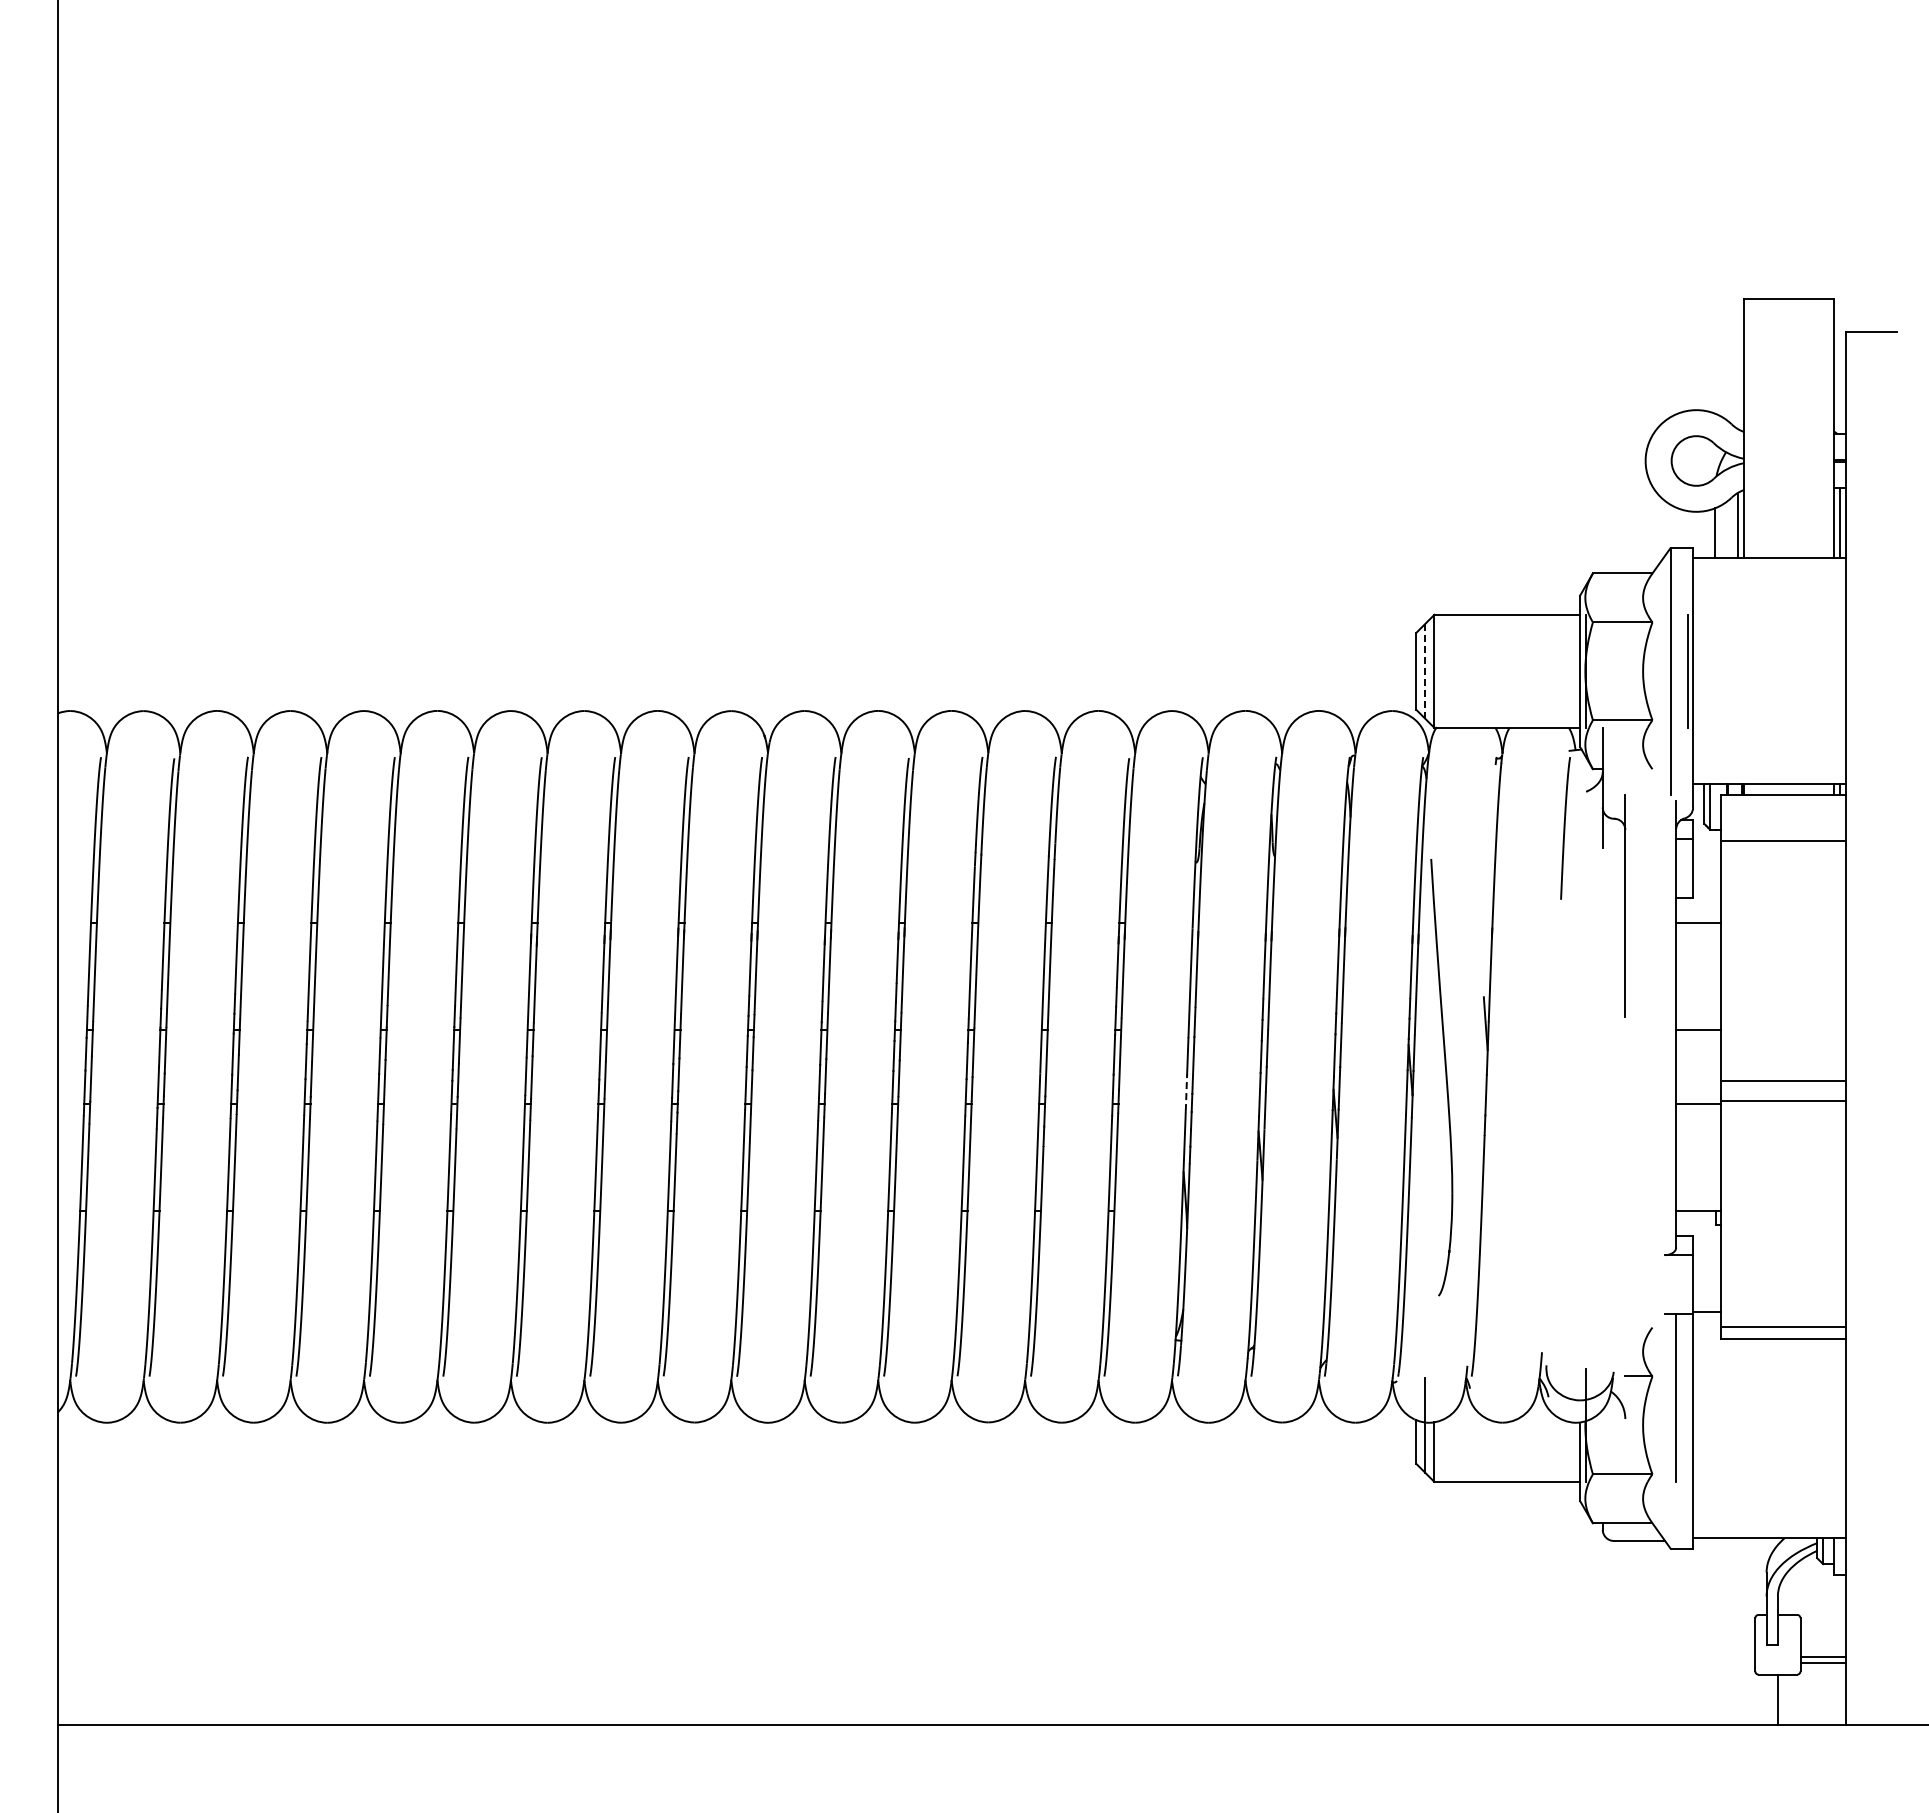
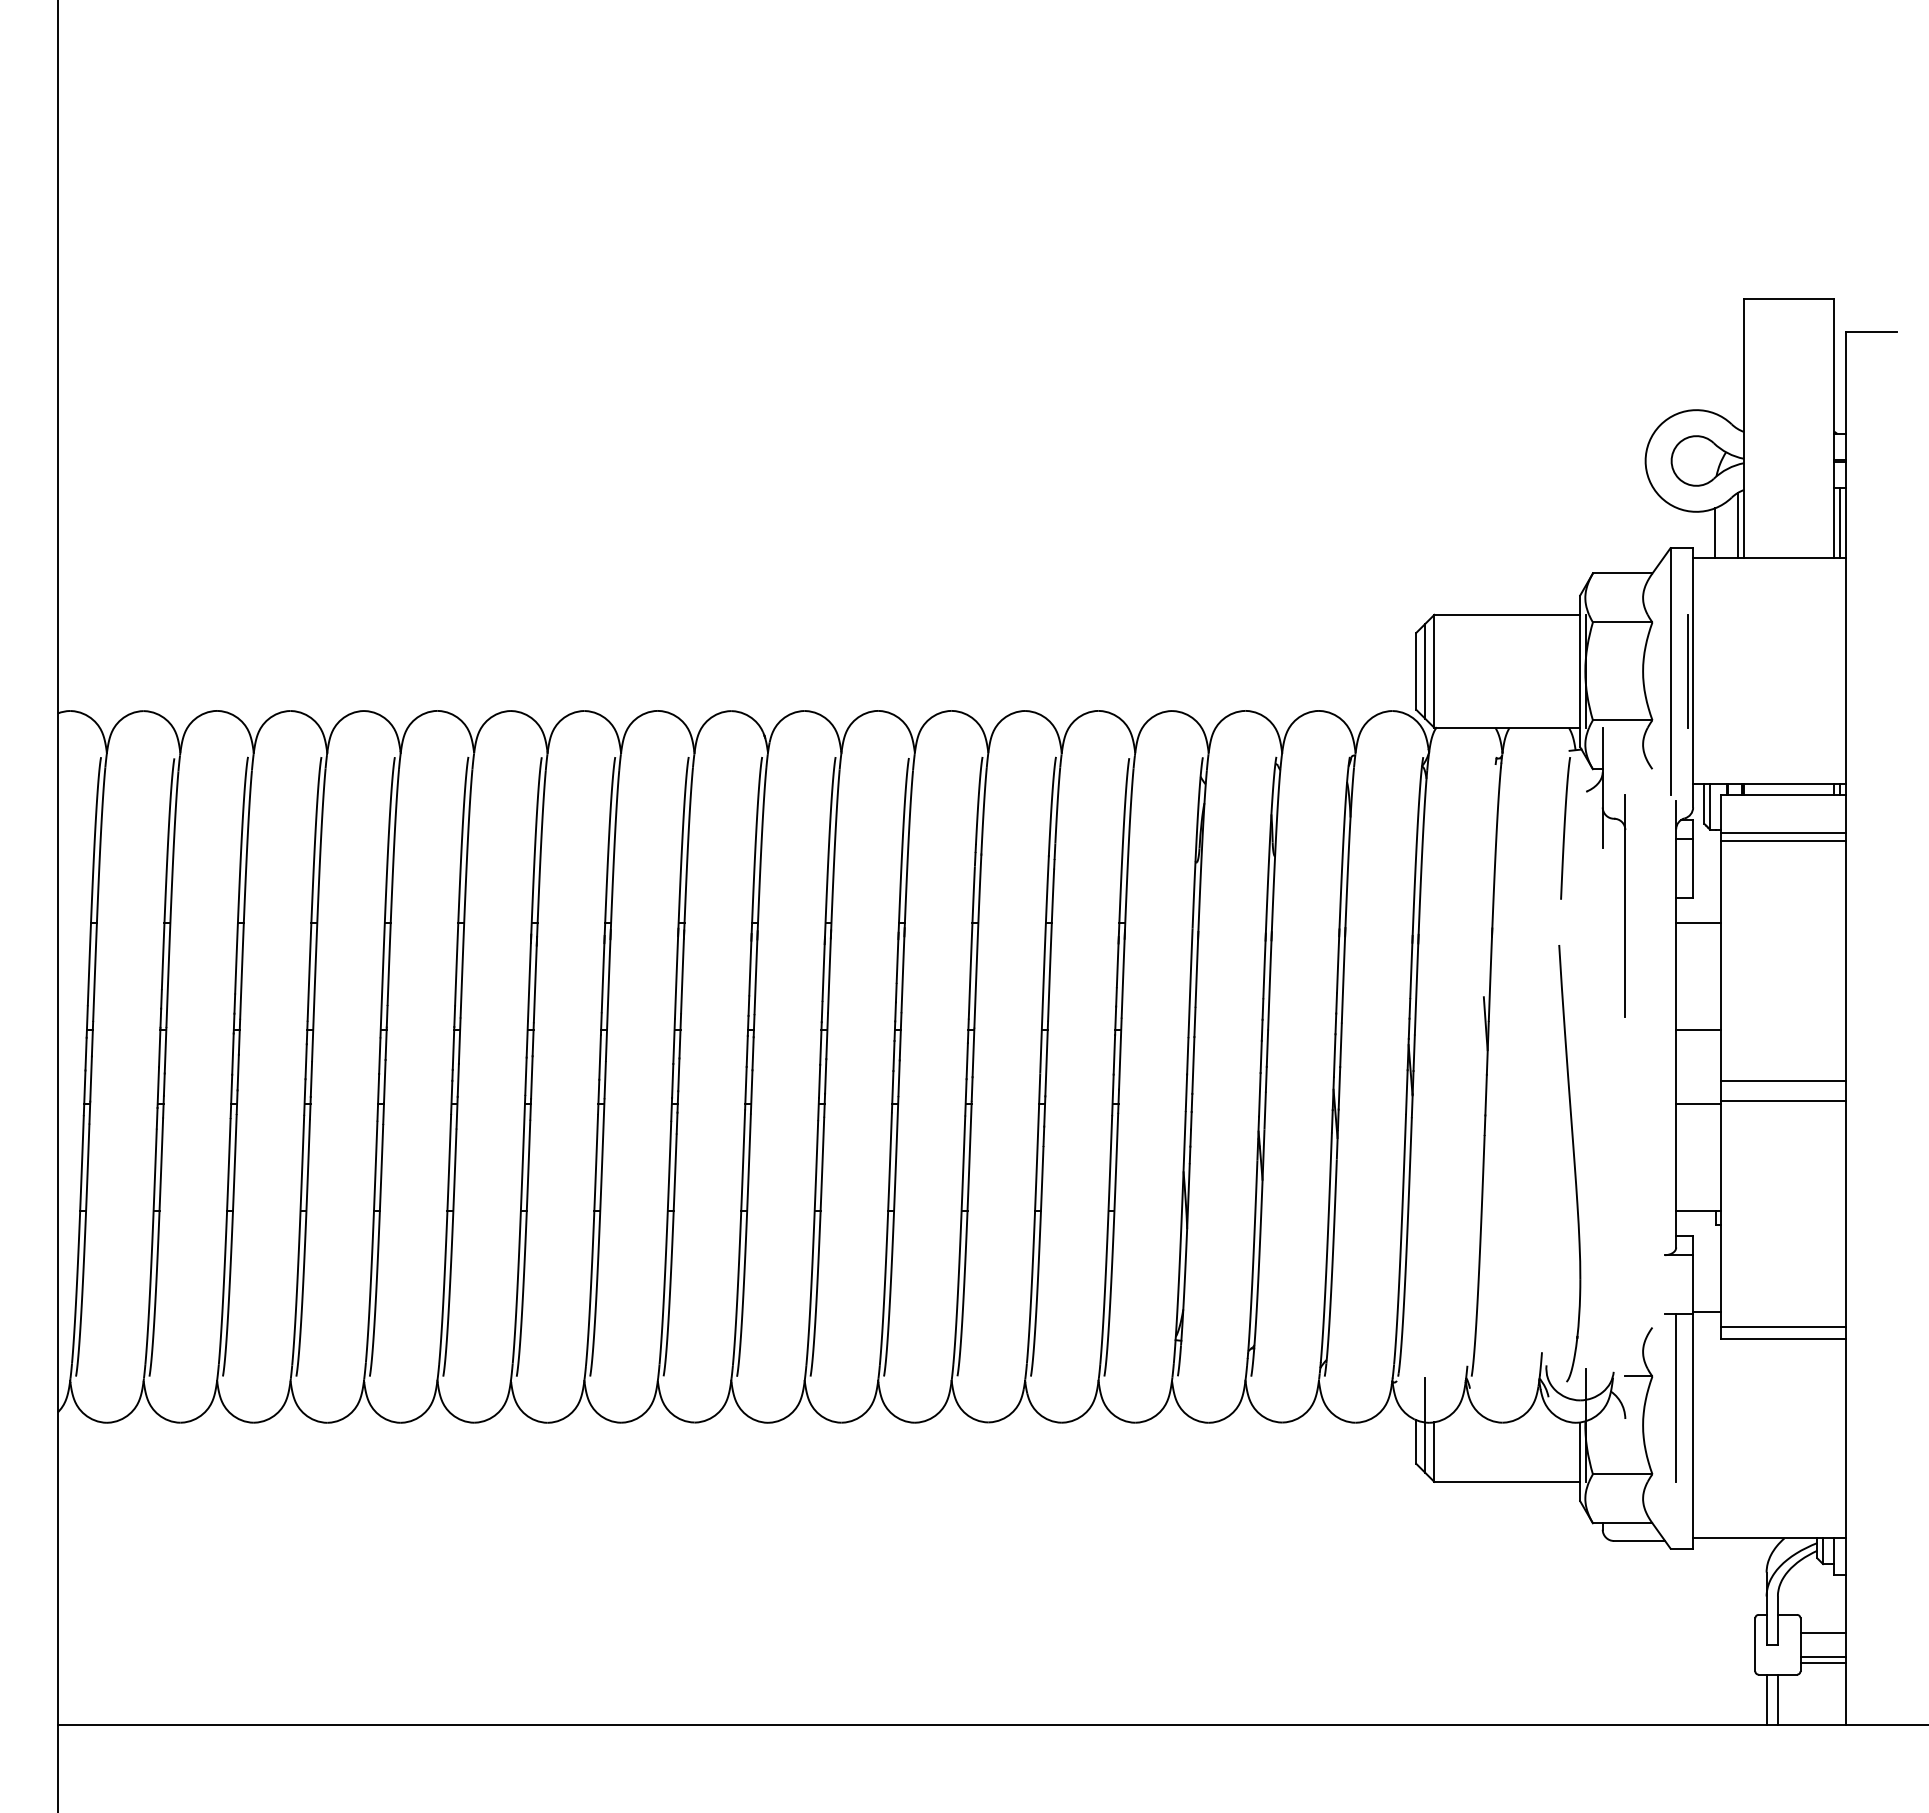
line: dashed -> solid (1425, 671)
line: none -> present (1783, 833)
part position: (1441, 1077) -> (1569, 1163) (1569, 1163)
line: dashed -> solid (1186, 1092)
line: none -> present (1822, 1632)
line: none -> present (1766, 1699)
